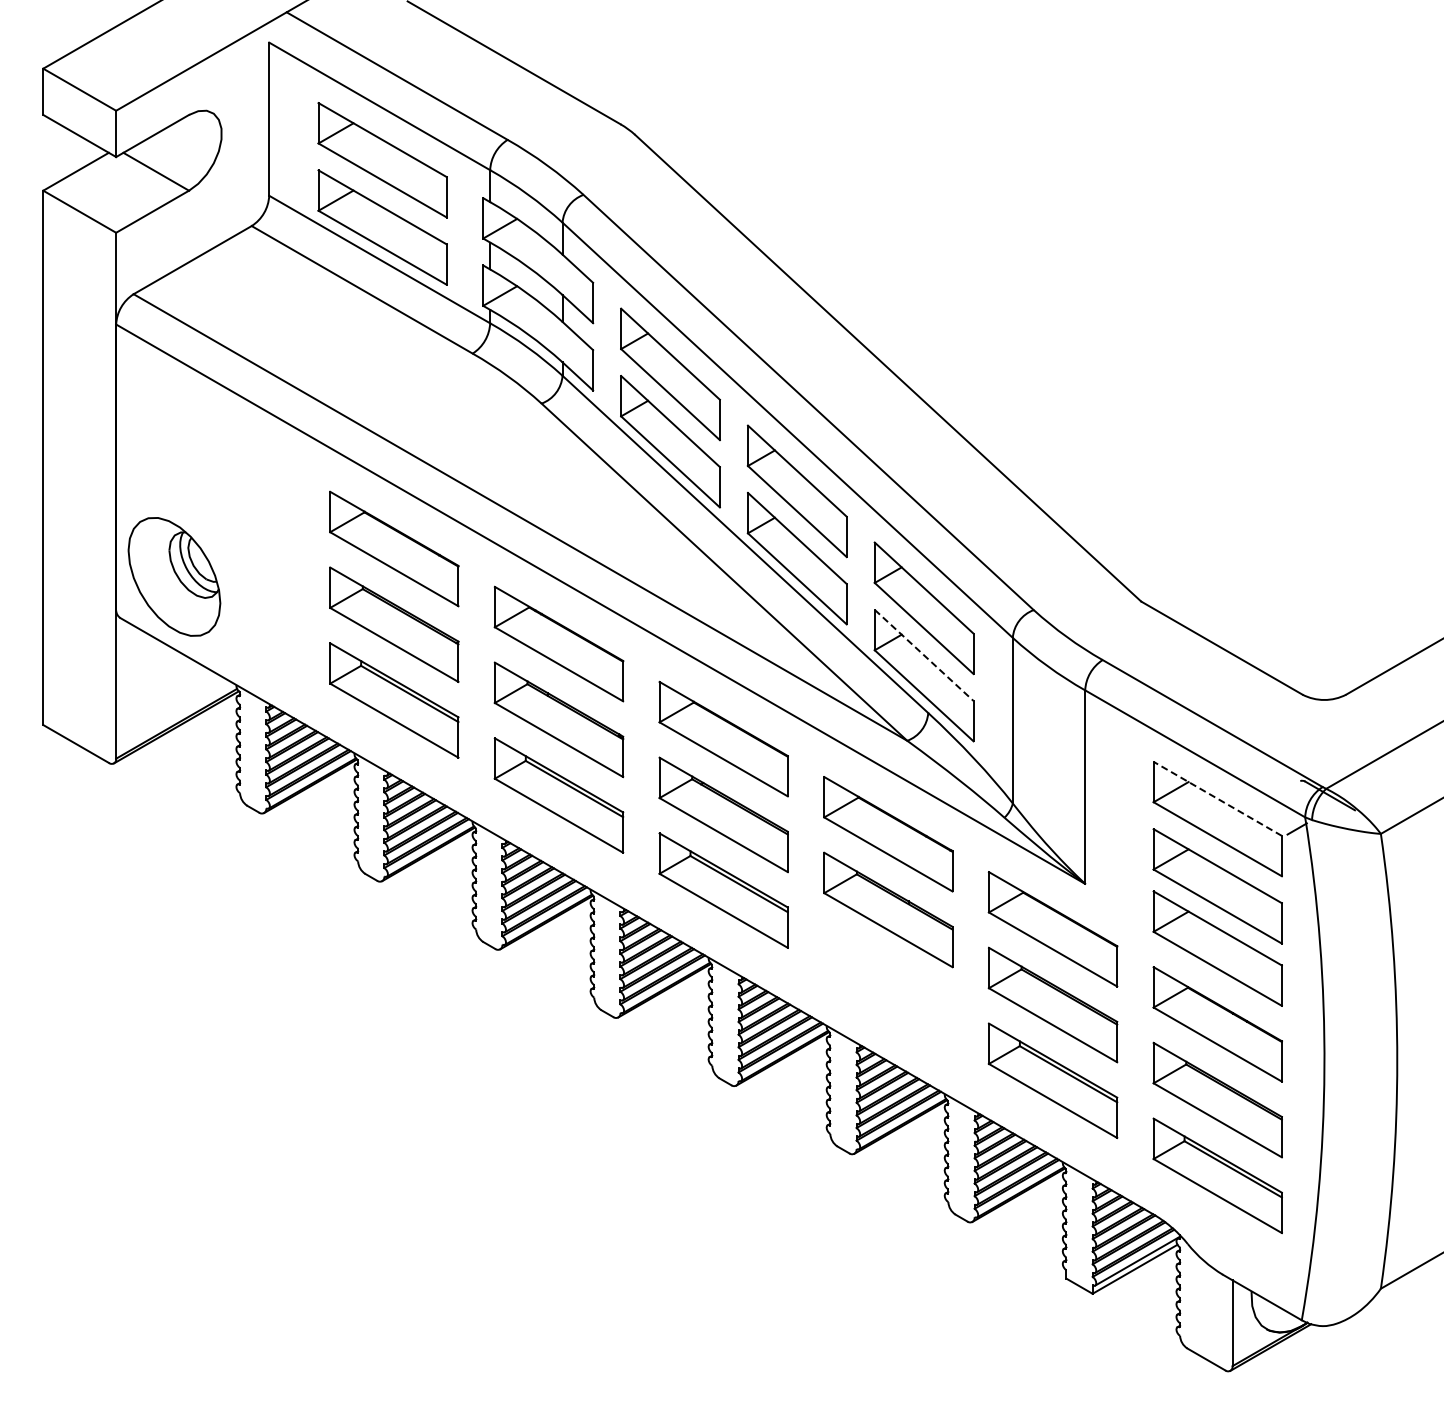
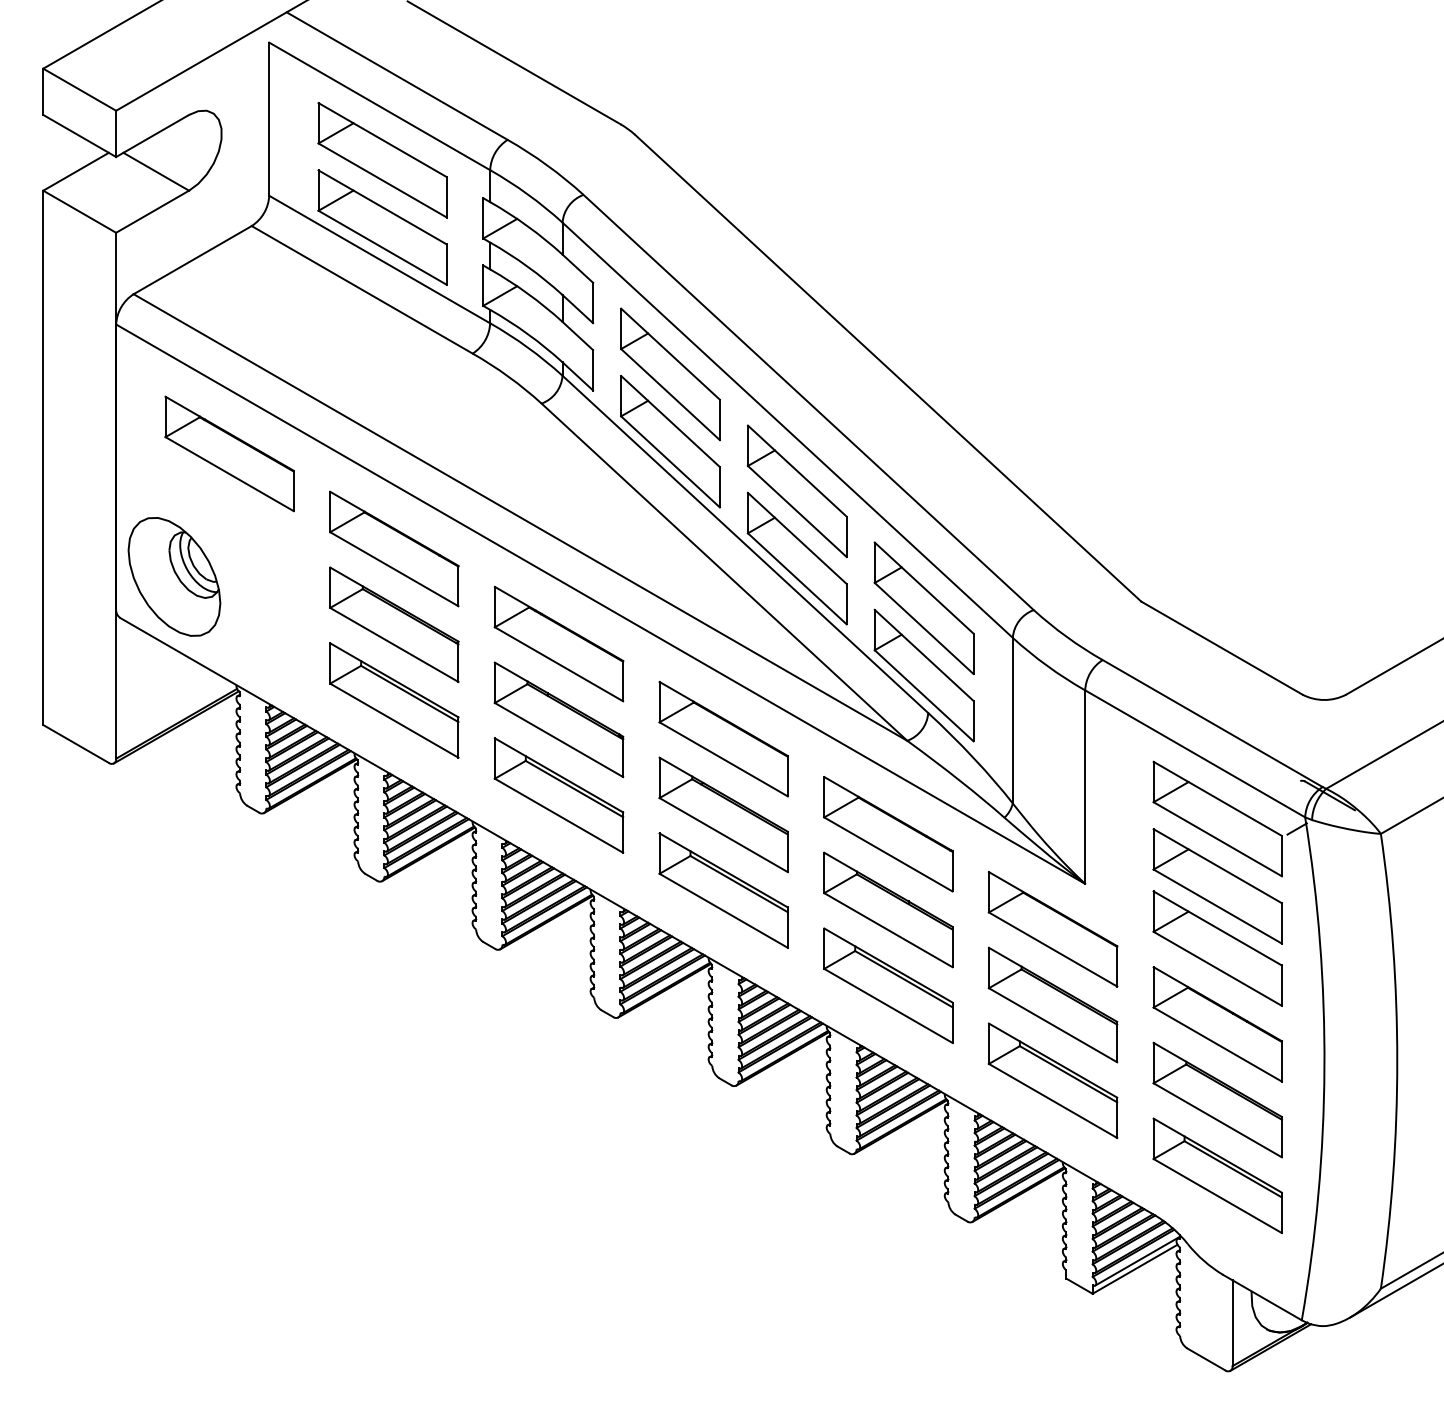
part: none -> present (229, 453)
line: dashed -> solid (924, 655)
line: dashed -> solid (1217, 798)
part: none -> present (888, 985)
line: none -> present (1395, 1291)
